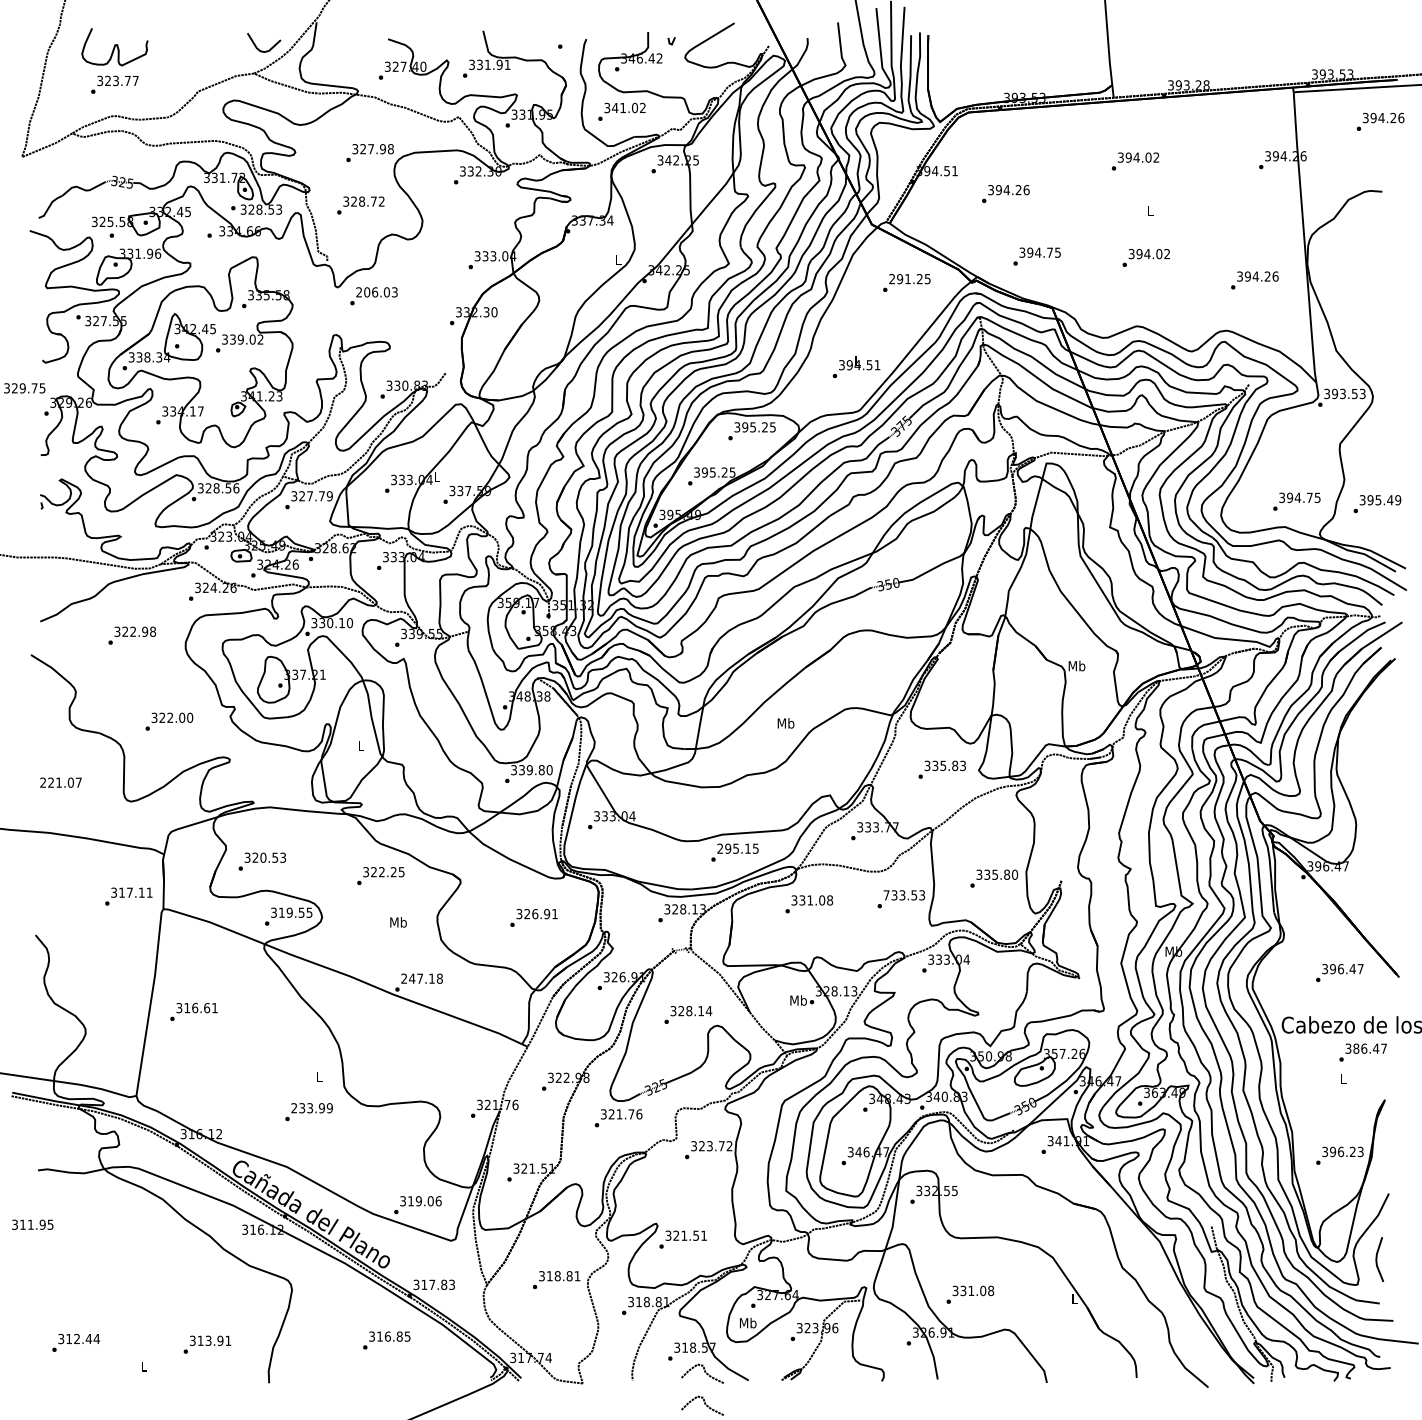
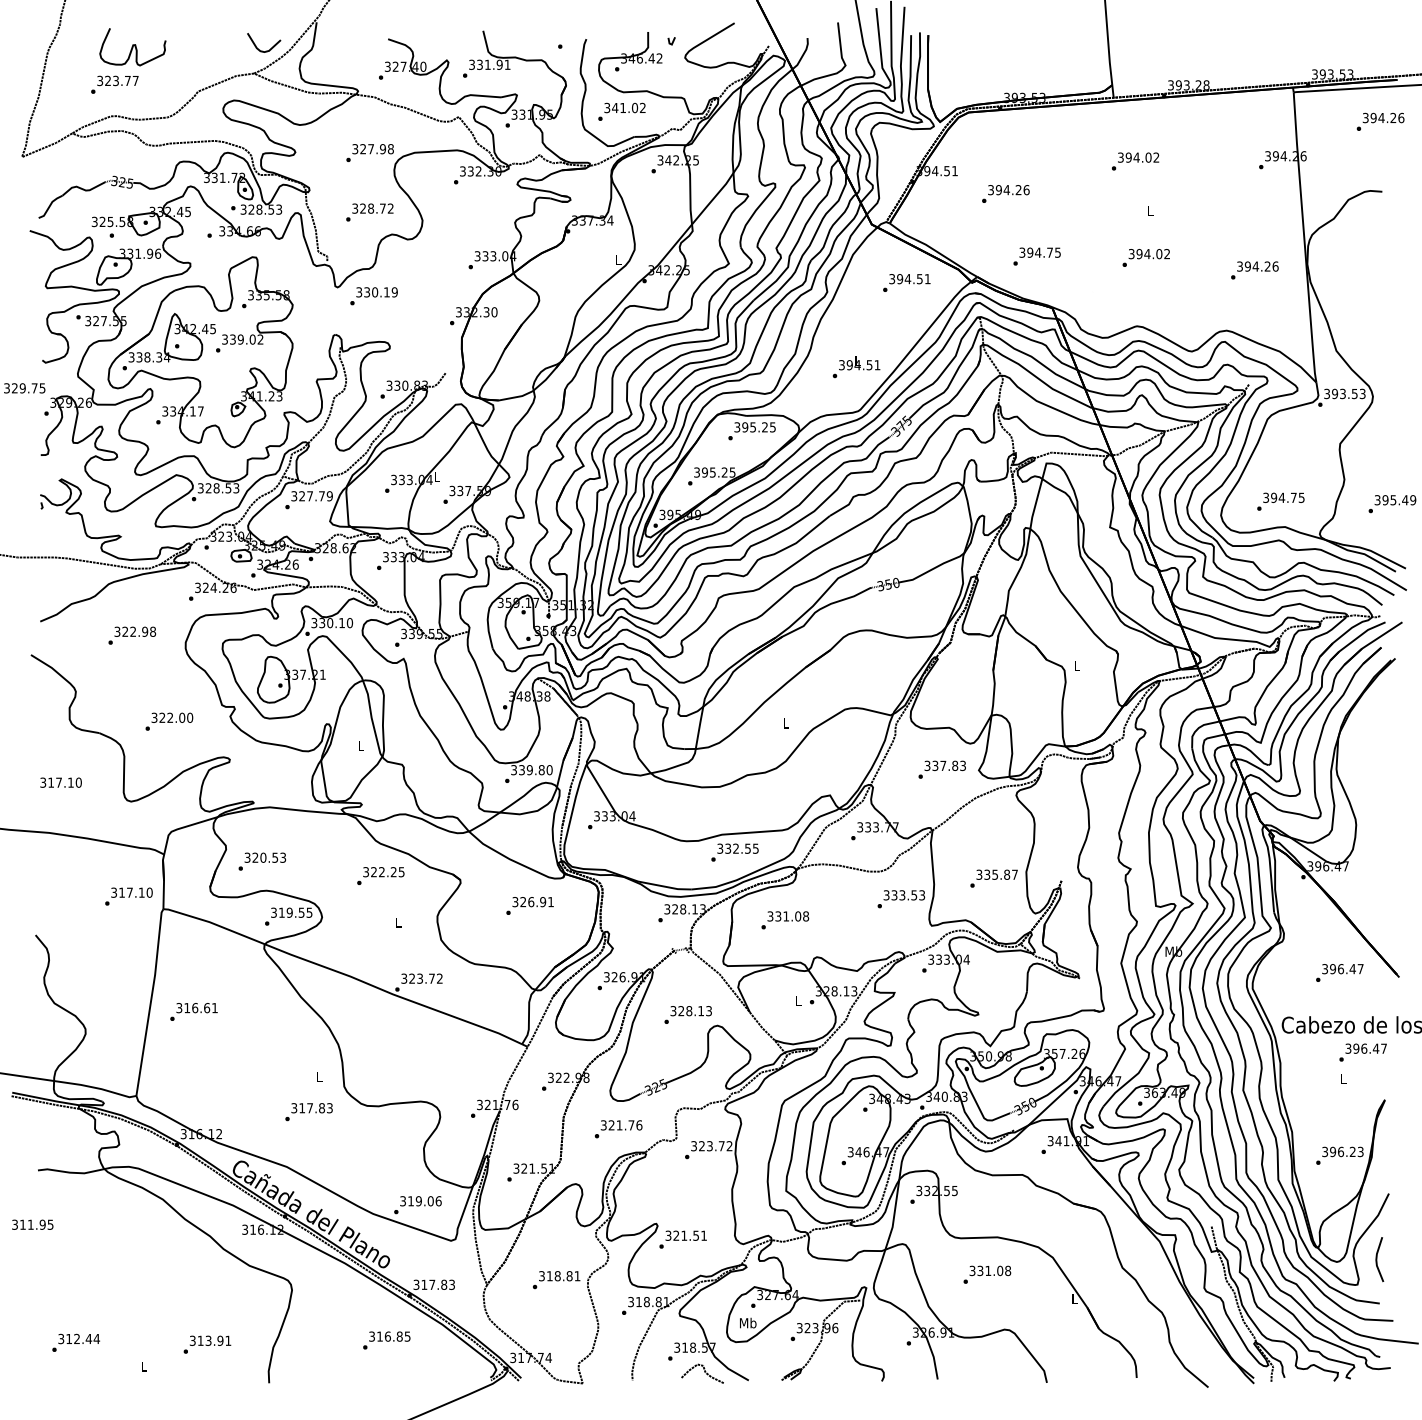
curve position: (114, 47) -> (132, 47) (132, 47)
text position: (360, 205) -> (369, 212) (369, 212)
text: 291.25 -> 394.51 (909, 279)
text position: (1254, 280) -> (1254, 270) (1254, 270)
text: 206.03 -> 330.19 (376, 292)
text: 328.56 -> 328.53 (236, 488)
text position: (1296, 501) -> (1280, 501) (1280, 501)
text position: (1377, 504) -> (1392, 504) (1392, 504)
text: Mb -> L (1076, 665)
text: Mb -> L (785, 723)
text: 335.83 -> 337.83 (943, 766)
text: 221.07 -> 317.10 (60, 782)
text: 295.15 -> 332.55 (733, 848)
text: 335.80 -> 335.87 (1015, 874)
text: 317.11 -> 317.10 (149, 892)
text: 733.53 -> 333.53 (886, 895)
text position: (809, 904) -> (785, 920) (785, 920)
text position: (533, 917) -> (529, 905) (529, 905)
text: Mb -> L (398, 922)
text: 247.18 -> 323.72 (421, 978)
text: Mb -> L (798, 1000)
text: 328.14 -> 328.13 (708, 1011)
text: 386.47 -> 396.47 (1356, 1048)
text: 233.99 -> 317.83 (311, 1108)
text position: (618, 1118) -> (618, 1129) (618, 1129)
text position: (970, 1294) -> (987, 1274) (987, 1274)
curve: present -> none (704, 1404)
